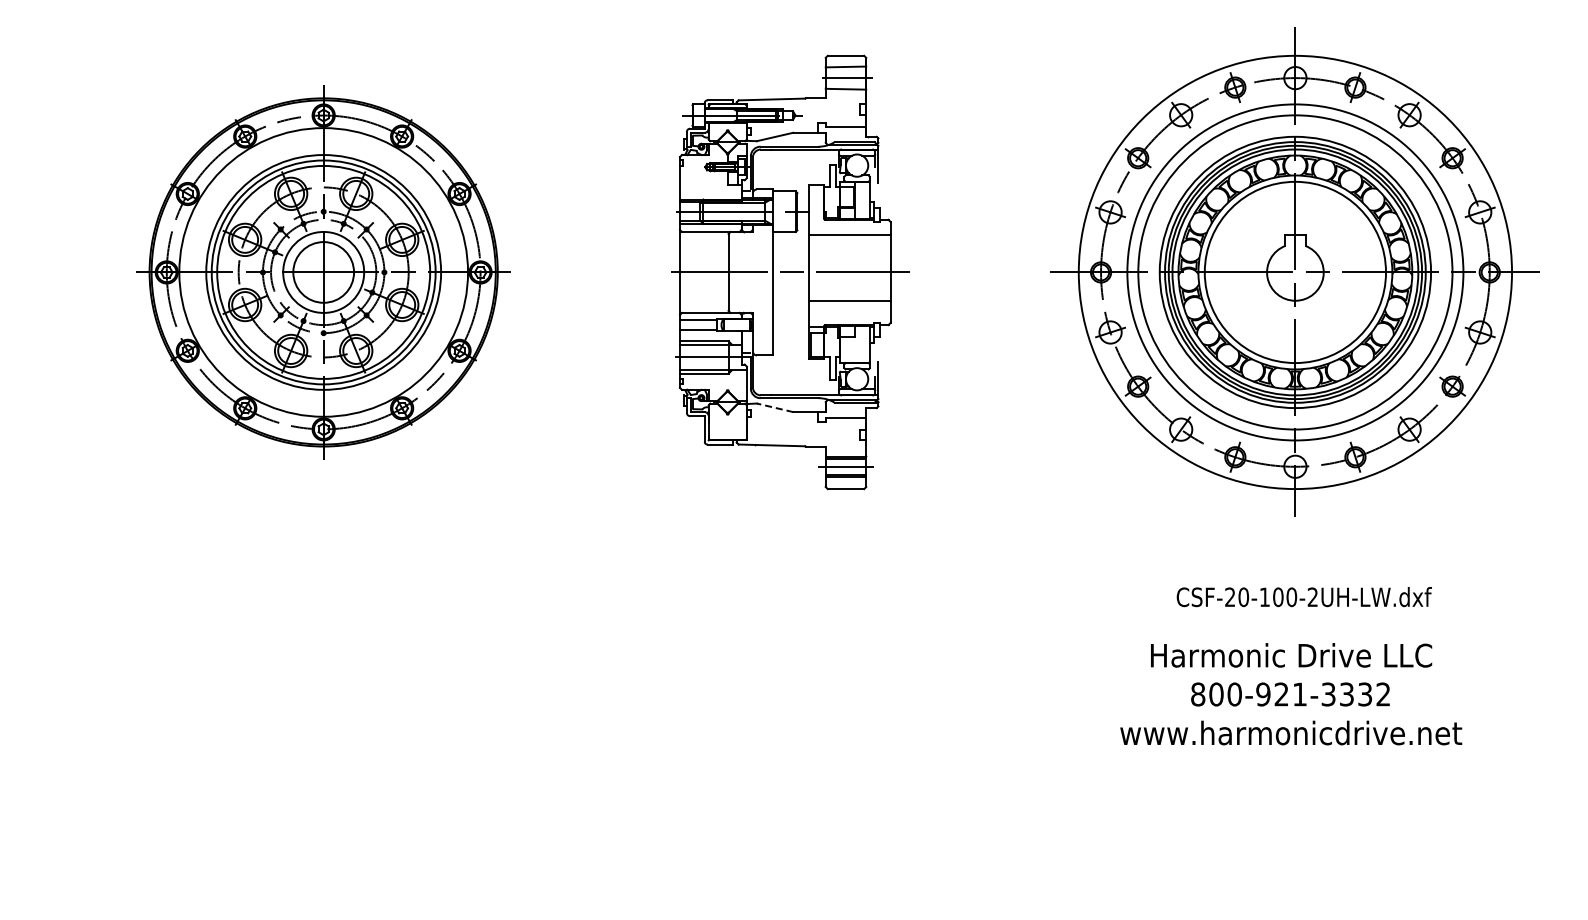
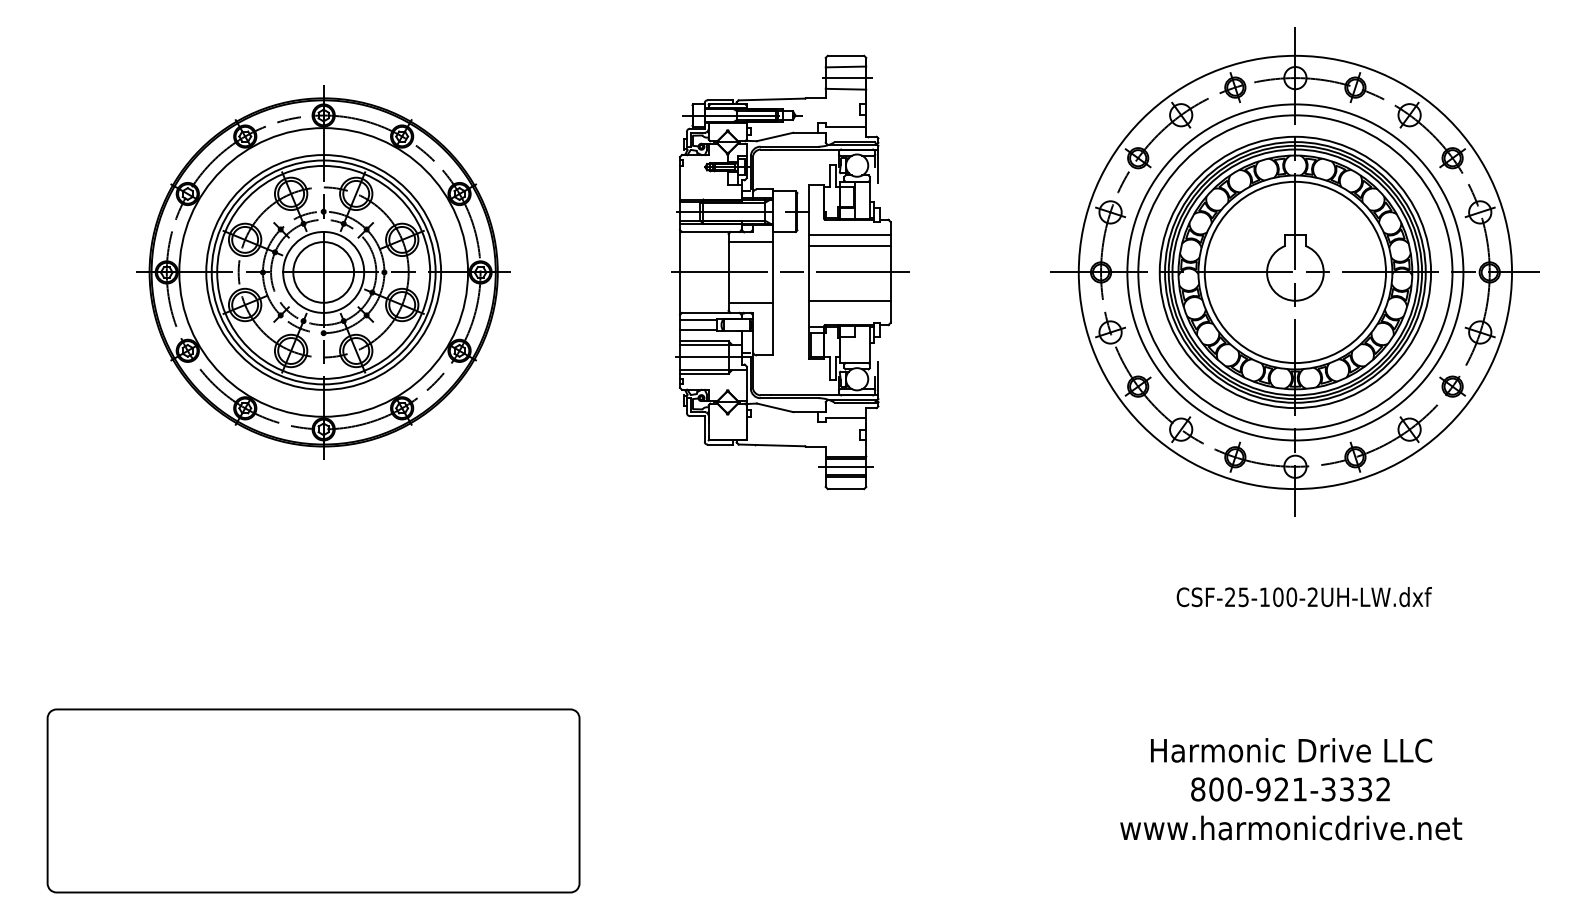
line: none -> present (750, 242)
line: none -> present (849, 245)
line: none -> present (750, 302)
line: dashed -> solid (775, 407)
text: CSF-20-100-2UH-LW.dxf -> CSF-25-100-2UH-LW.dxf (1243, 597)
text position: (1291, 694) -> (1291, 789) (1291, 789)
part: none -> present (313, 800)
